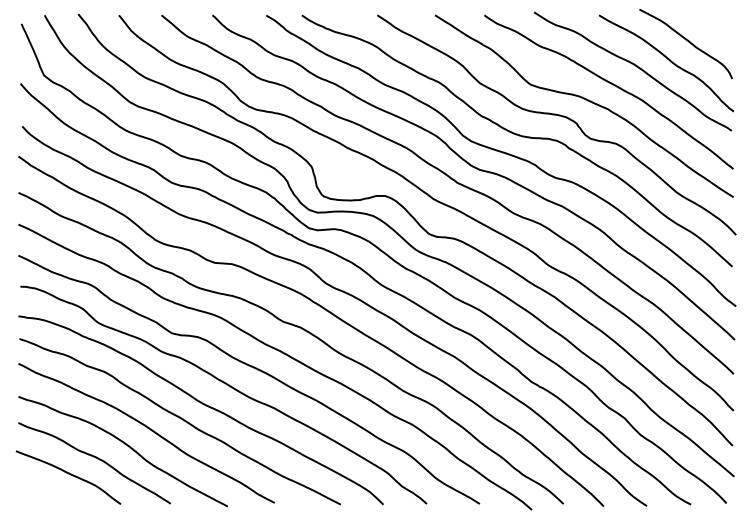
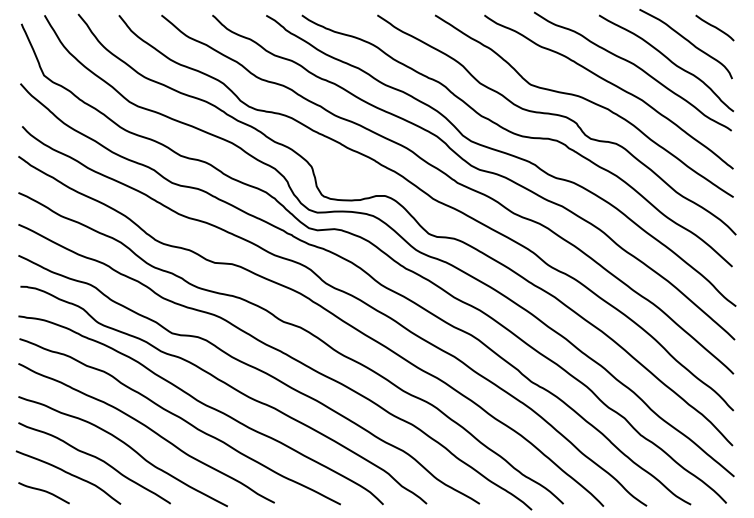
curve: none -> present (714, 27)
curve: none -> present (43, 491)
